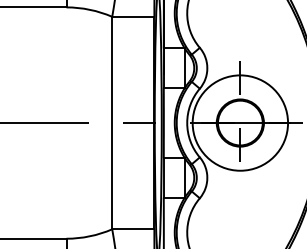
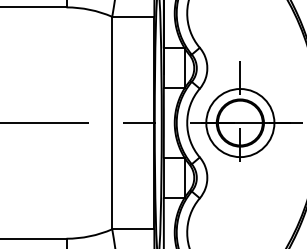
circle diameter: 95 px -> 68 px (240, 123)
